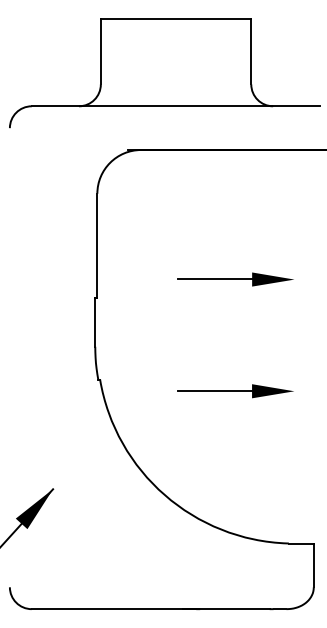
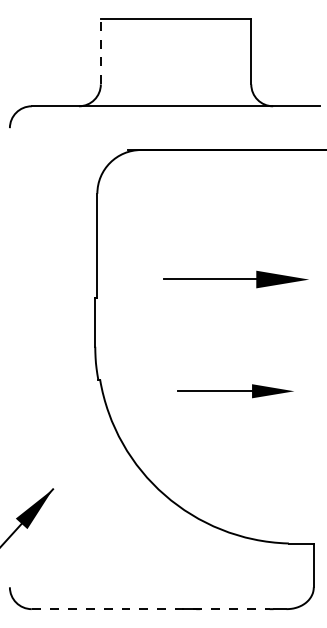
line: solid -> dashed (100, 51)
part size: 117x15 px -> 146x19 px (235, 279)
line: solid -> dashed (150, 609)
